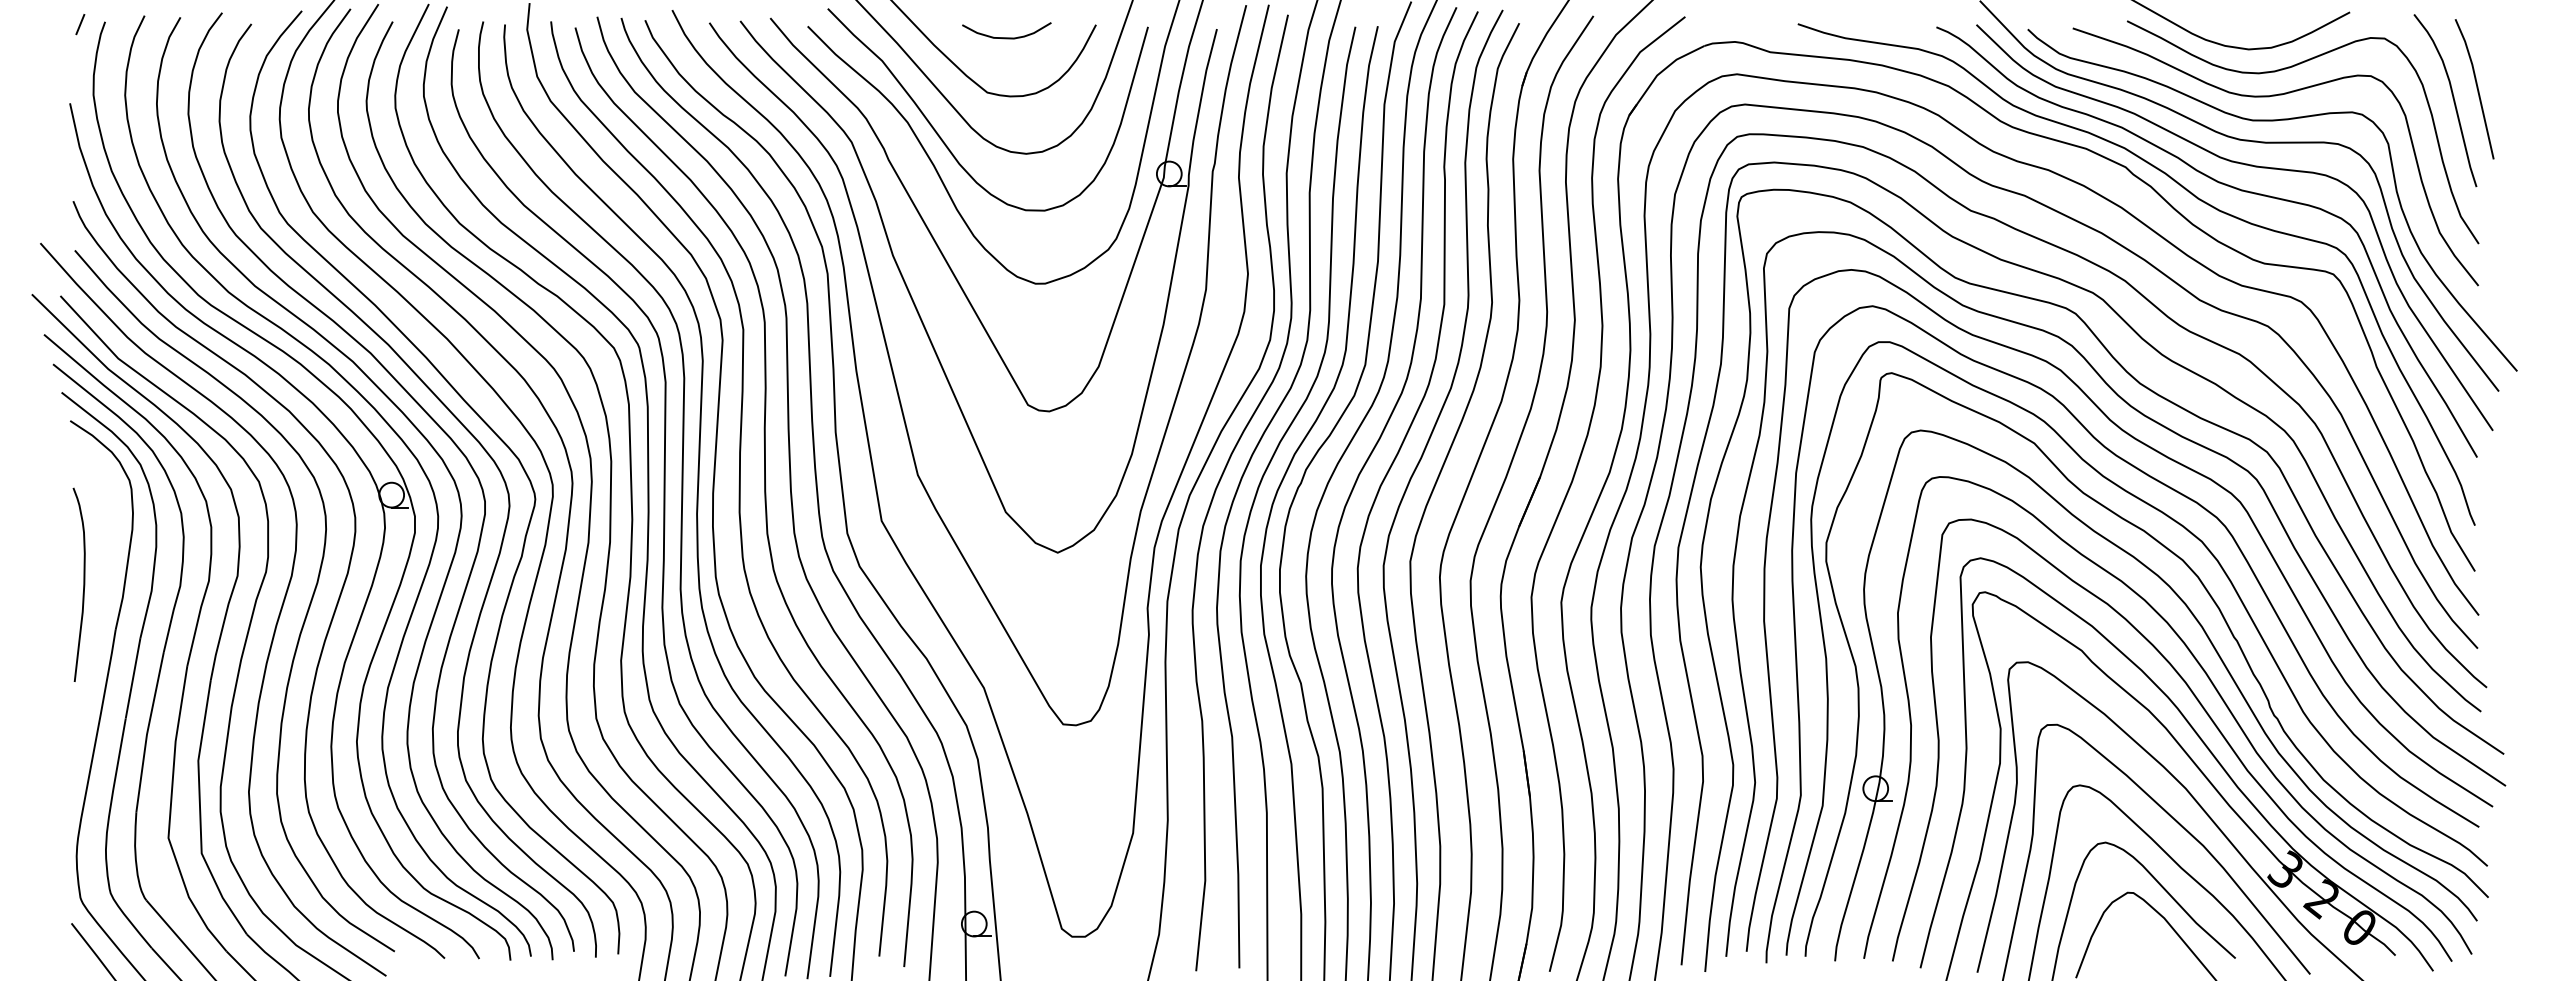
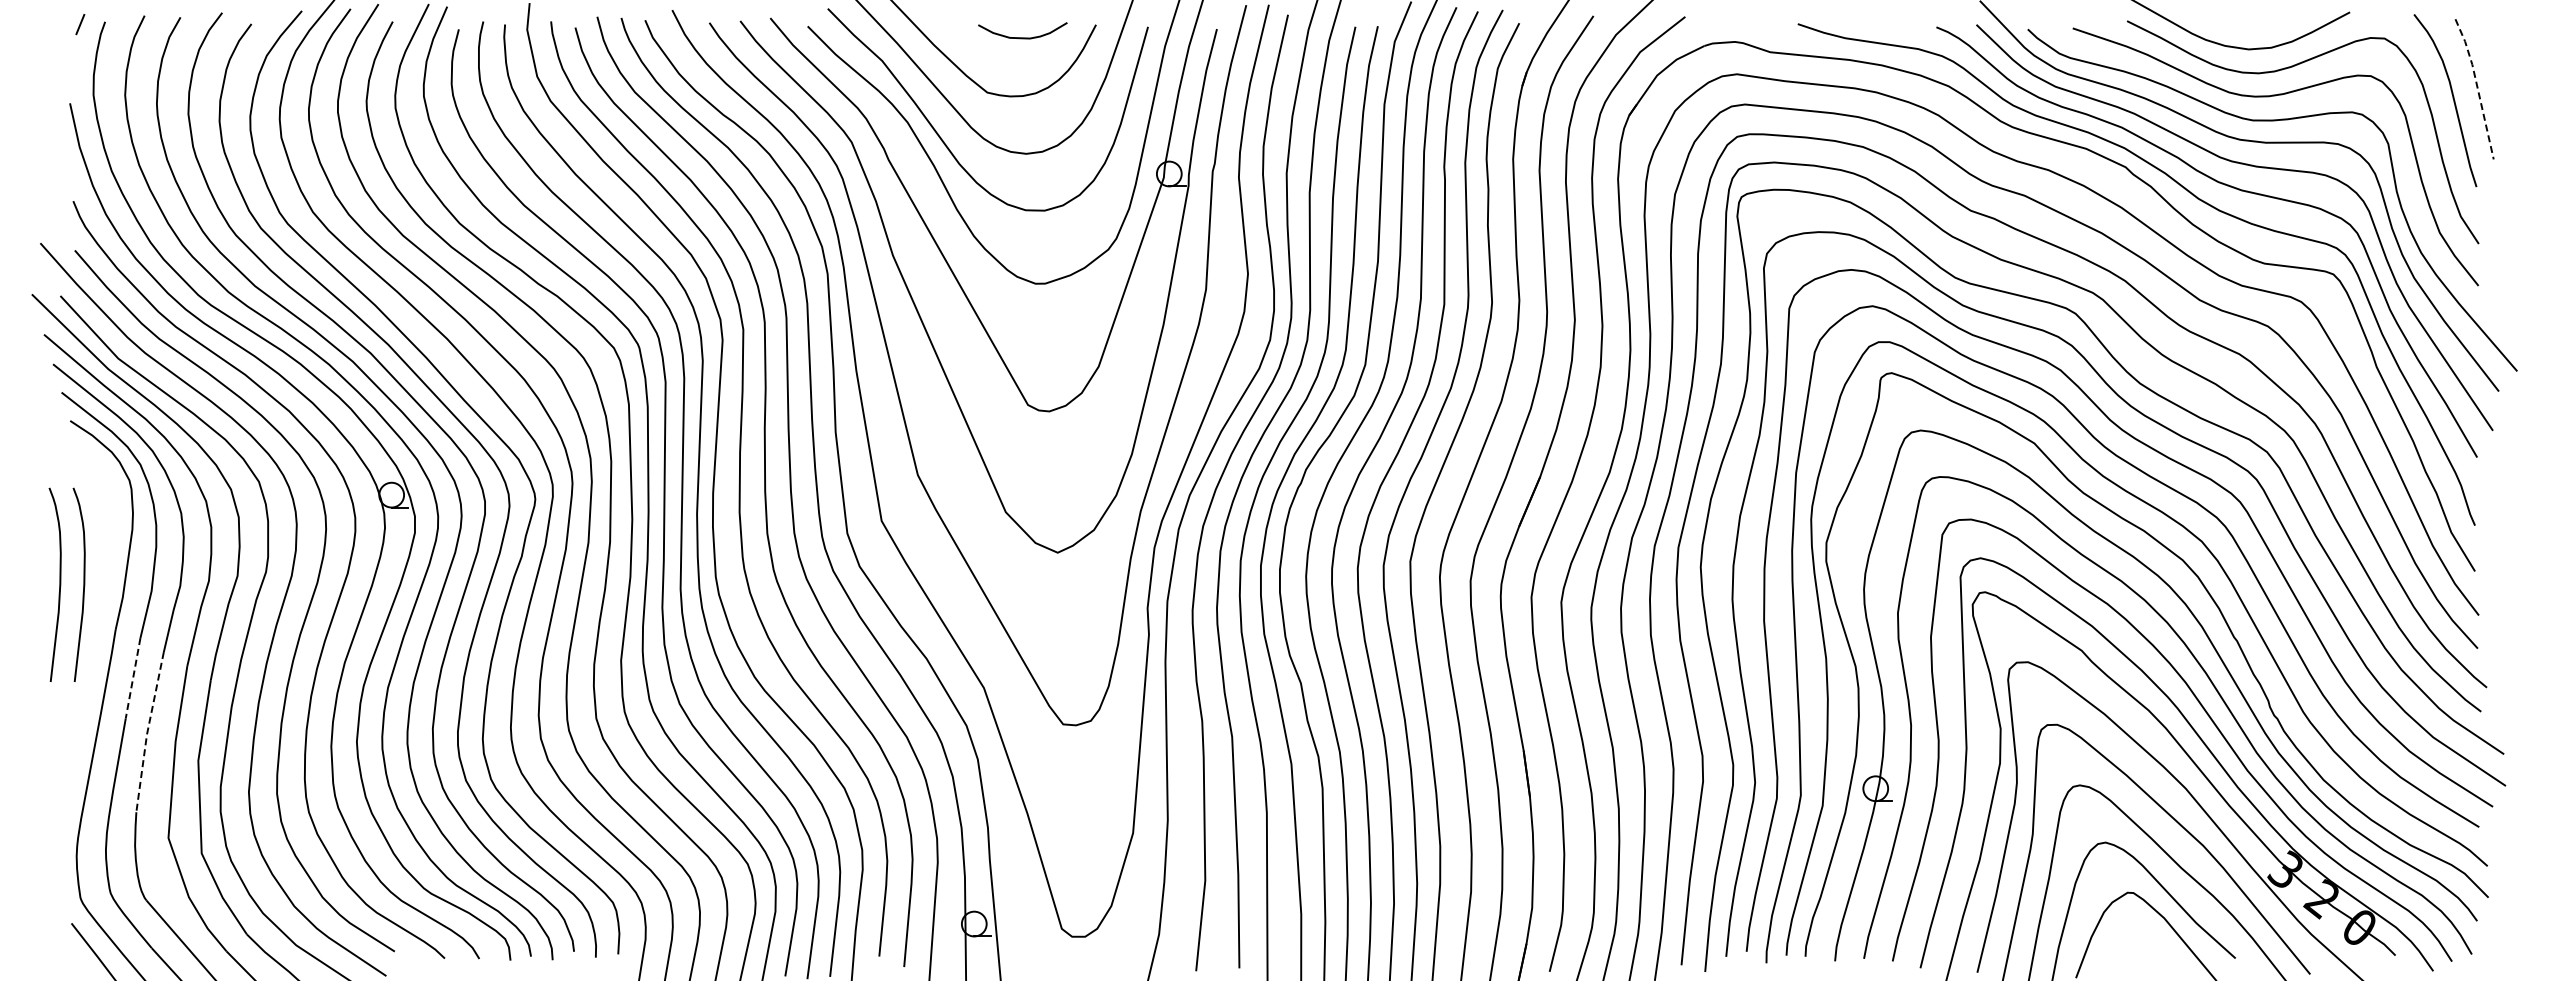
curve position: (1006, 37) -> (1022, 37) (1022, 37)
line: solid -> dashed (2477, 86)
curve: none -> present (59, 584)
line: solid -> dashed (133, 678)
line: solid -> dashed (147, 732)
